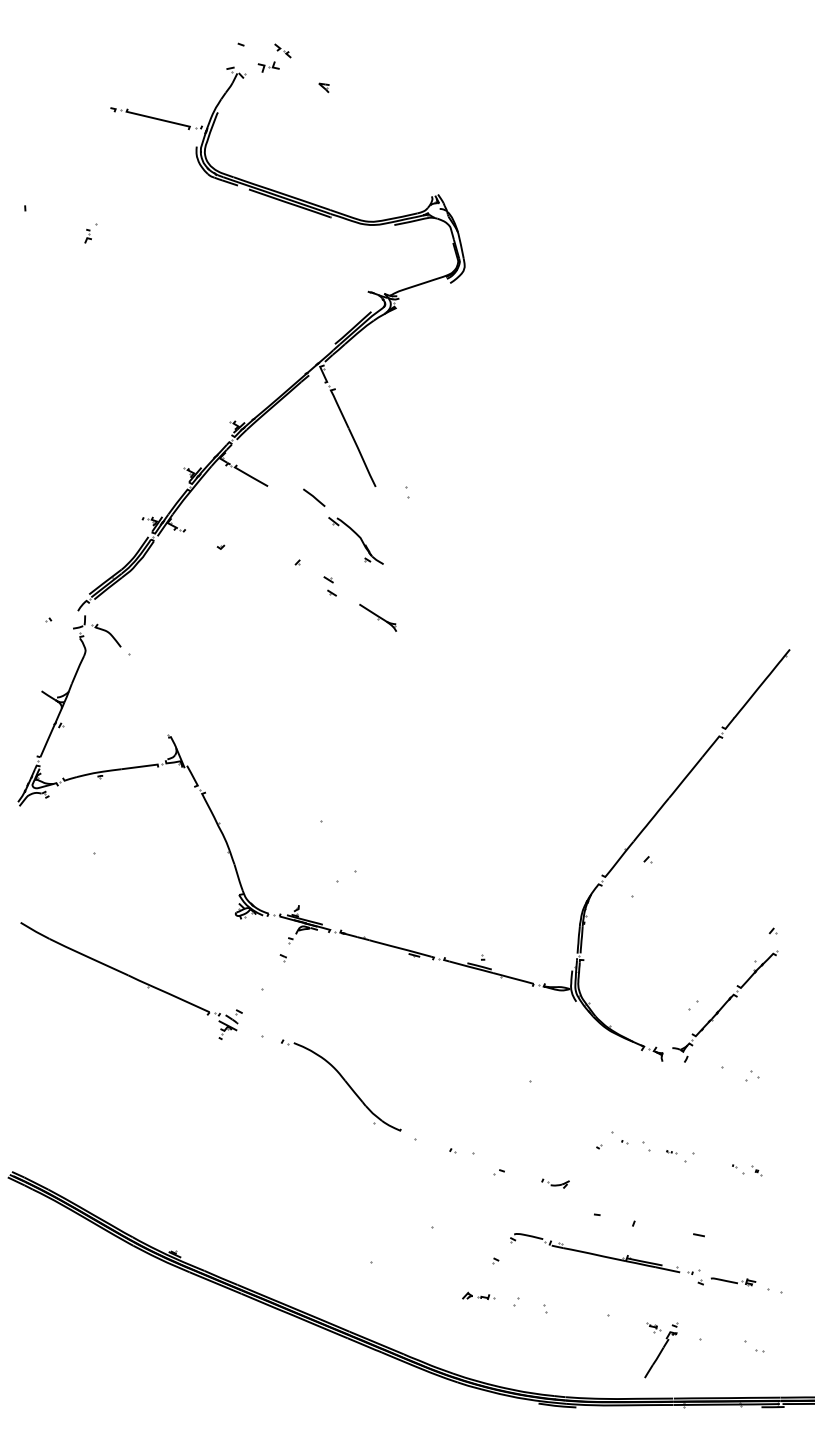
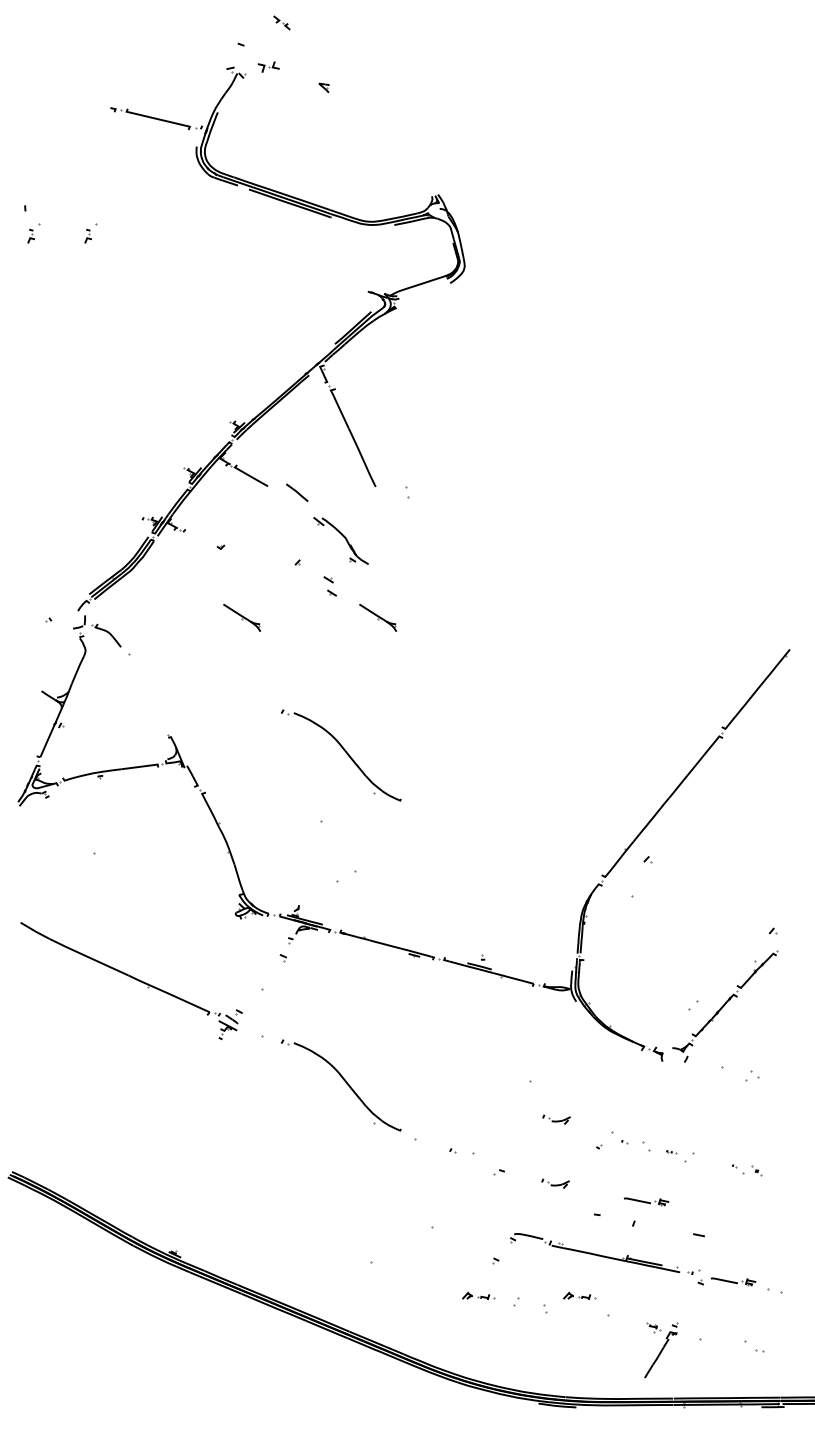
part position: (282, 50) -> (281, 22) (281, 22)
part: none -> present (33, 233)
line position: (314, 497) -> (297, 492) (297, 492)
part position: (355, 540) -> (340, 540) (340, 540)
part: none -> present (242, 617)
part: none -> present (341, 755)
part: none -> present (556, 1119)
part: none -> present (646, 1201)
part: none -> present (579, 1295)
